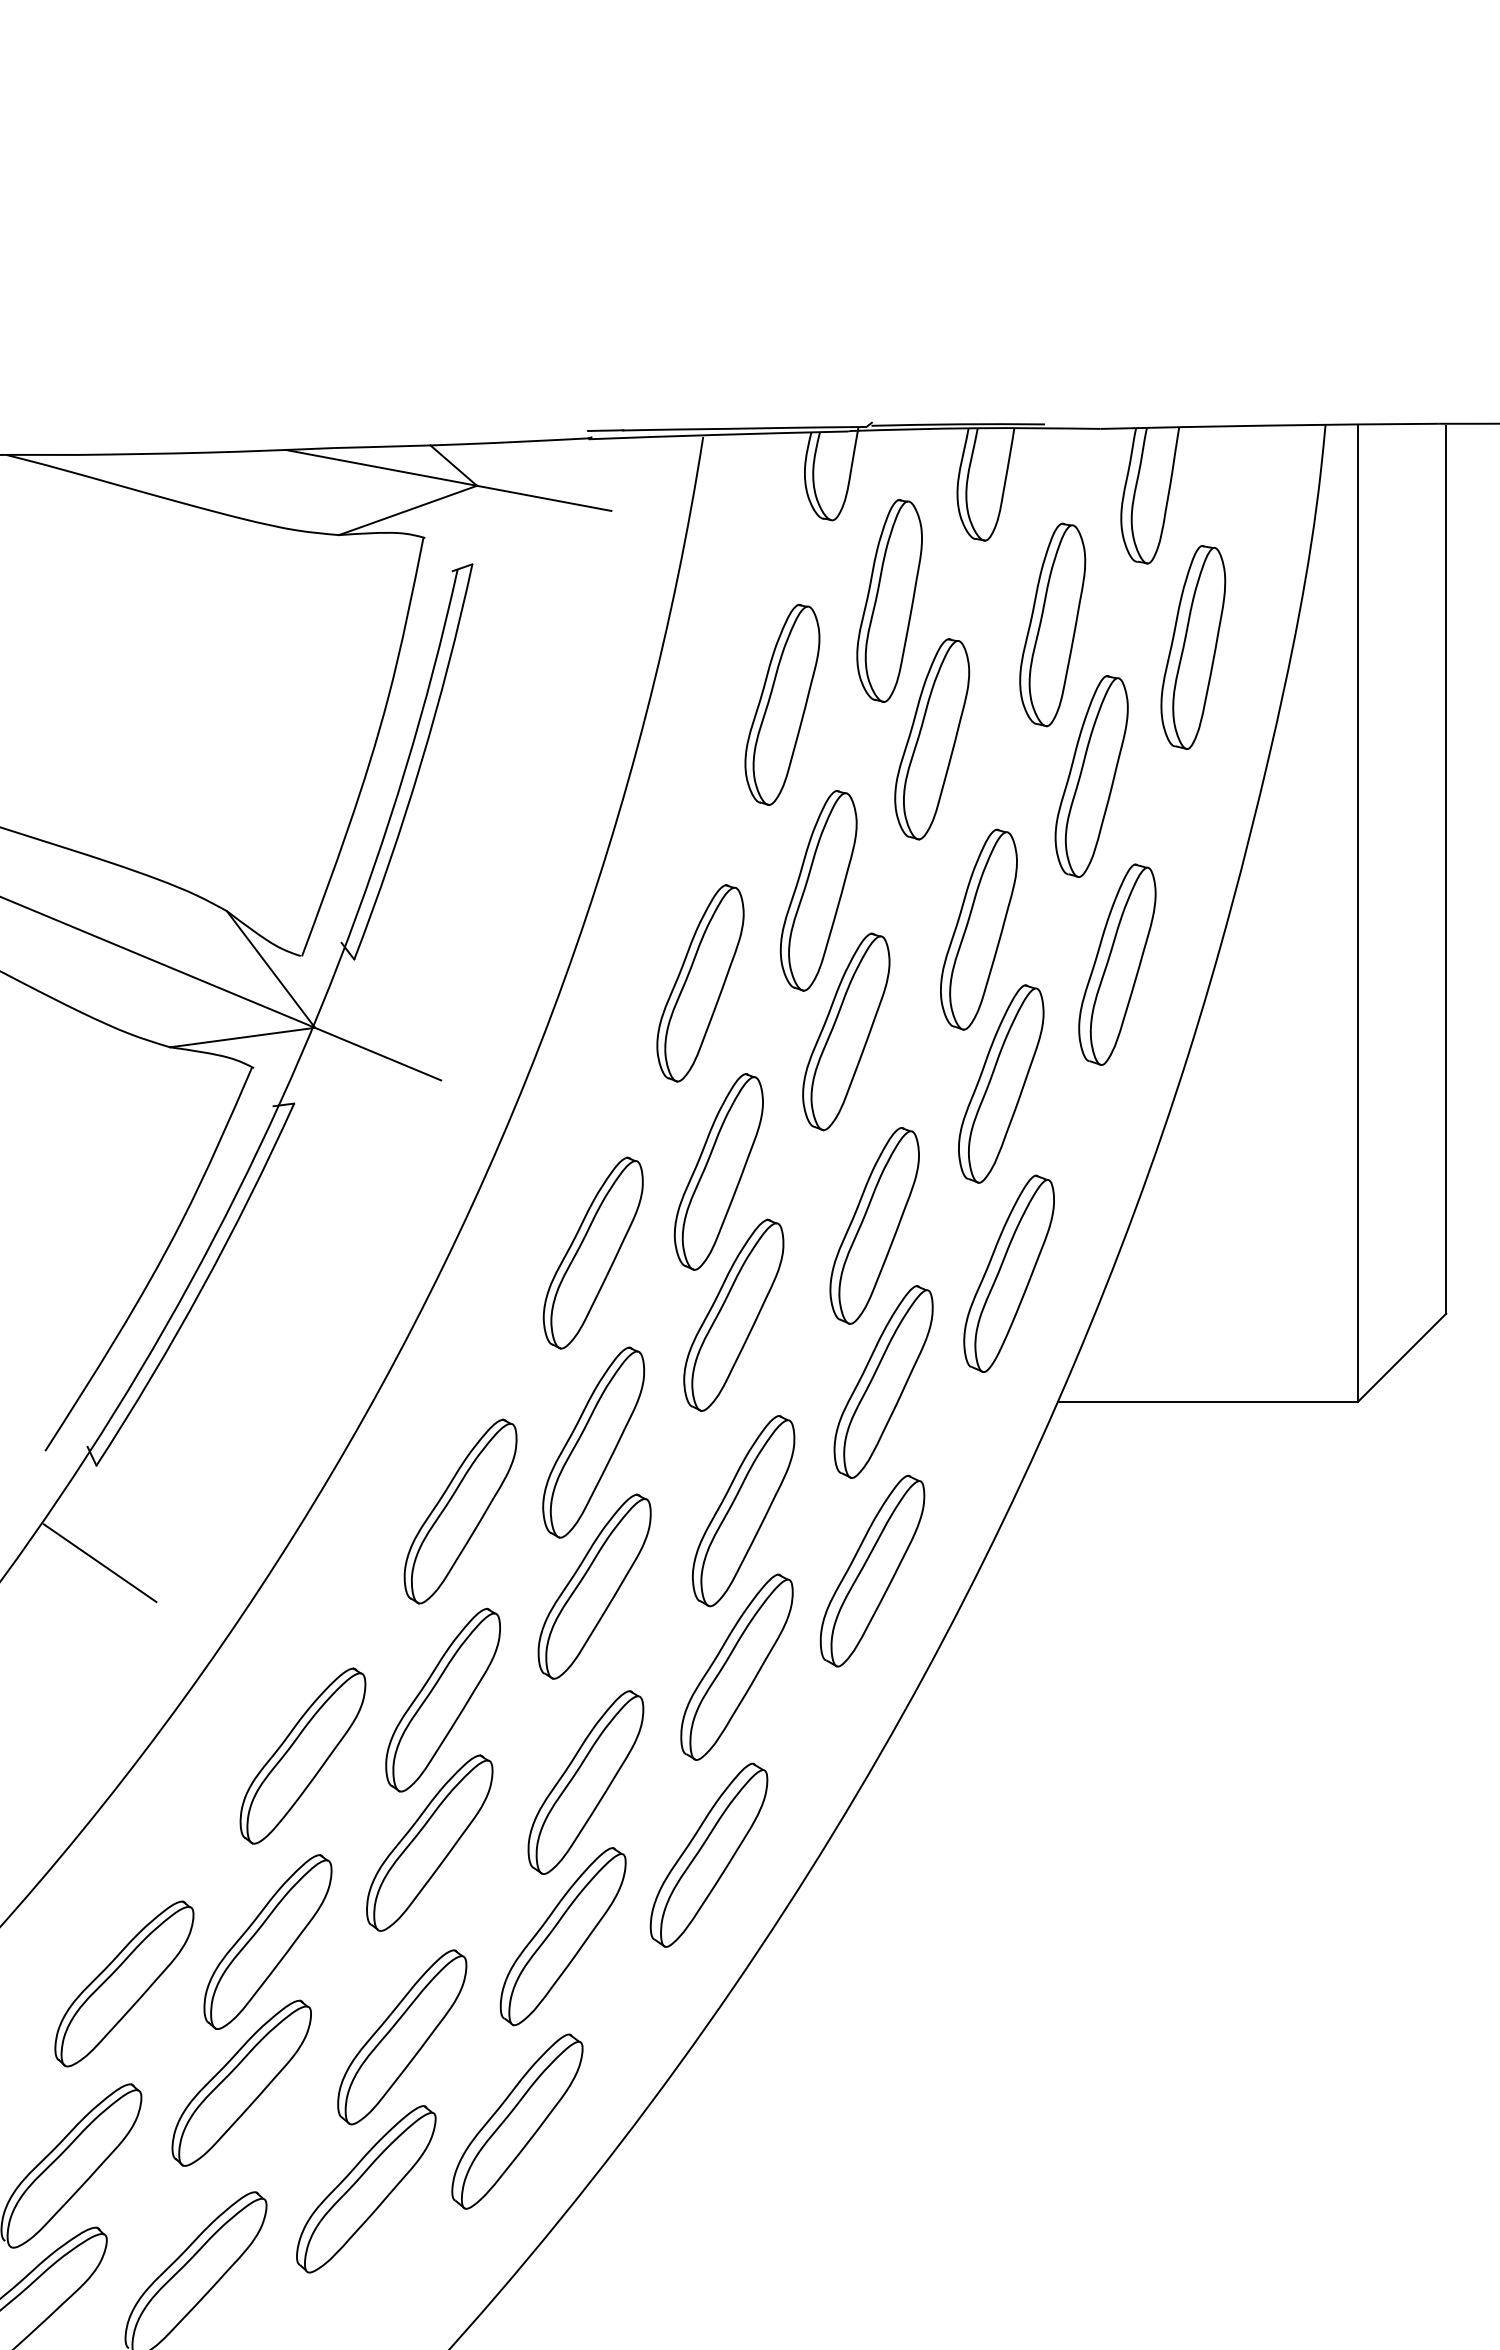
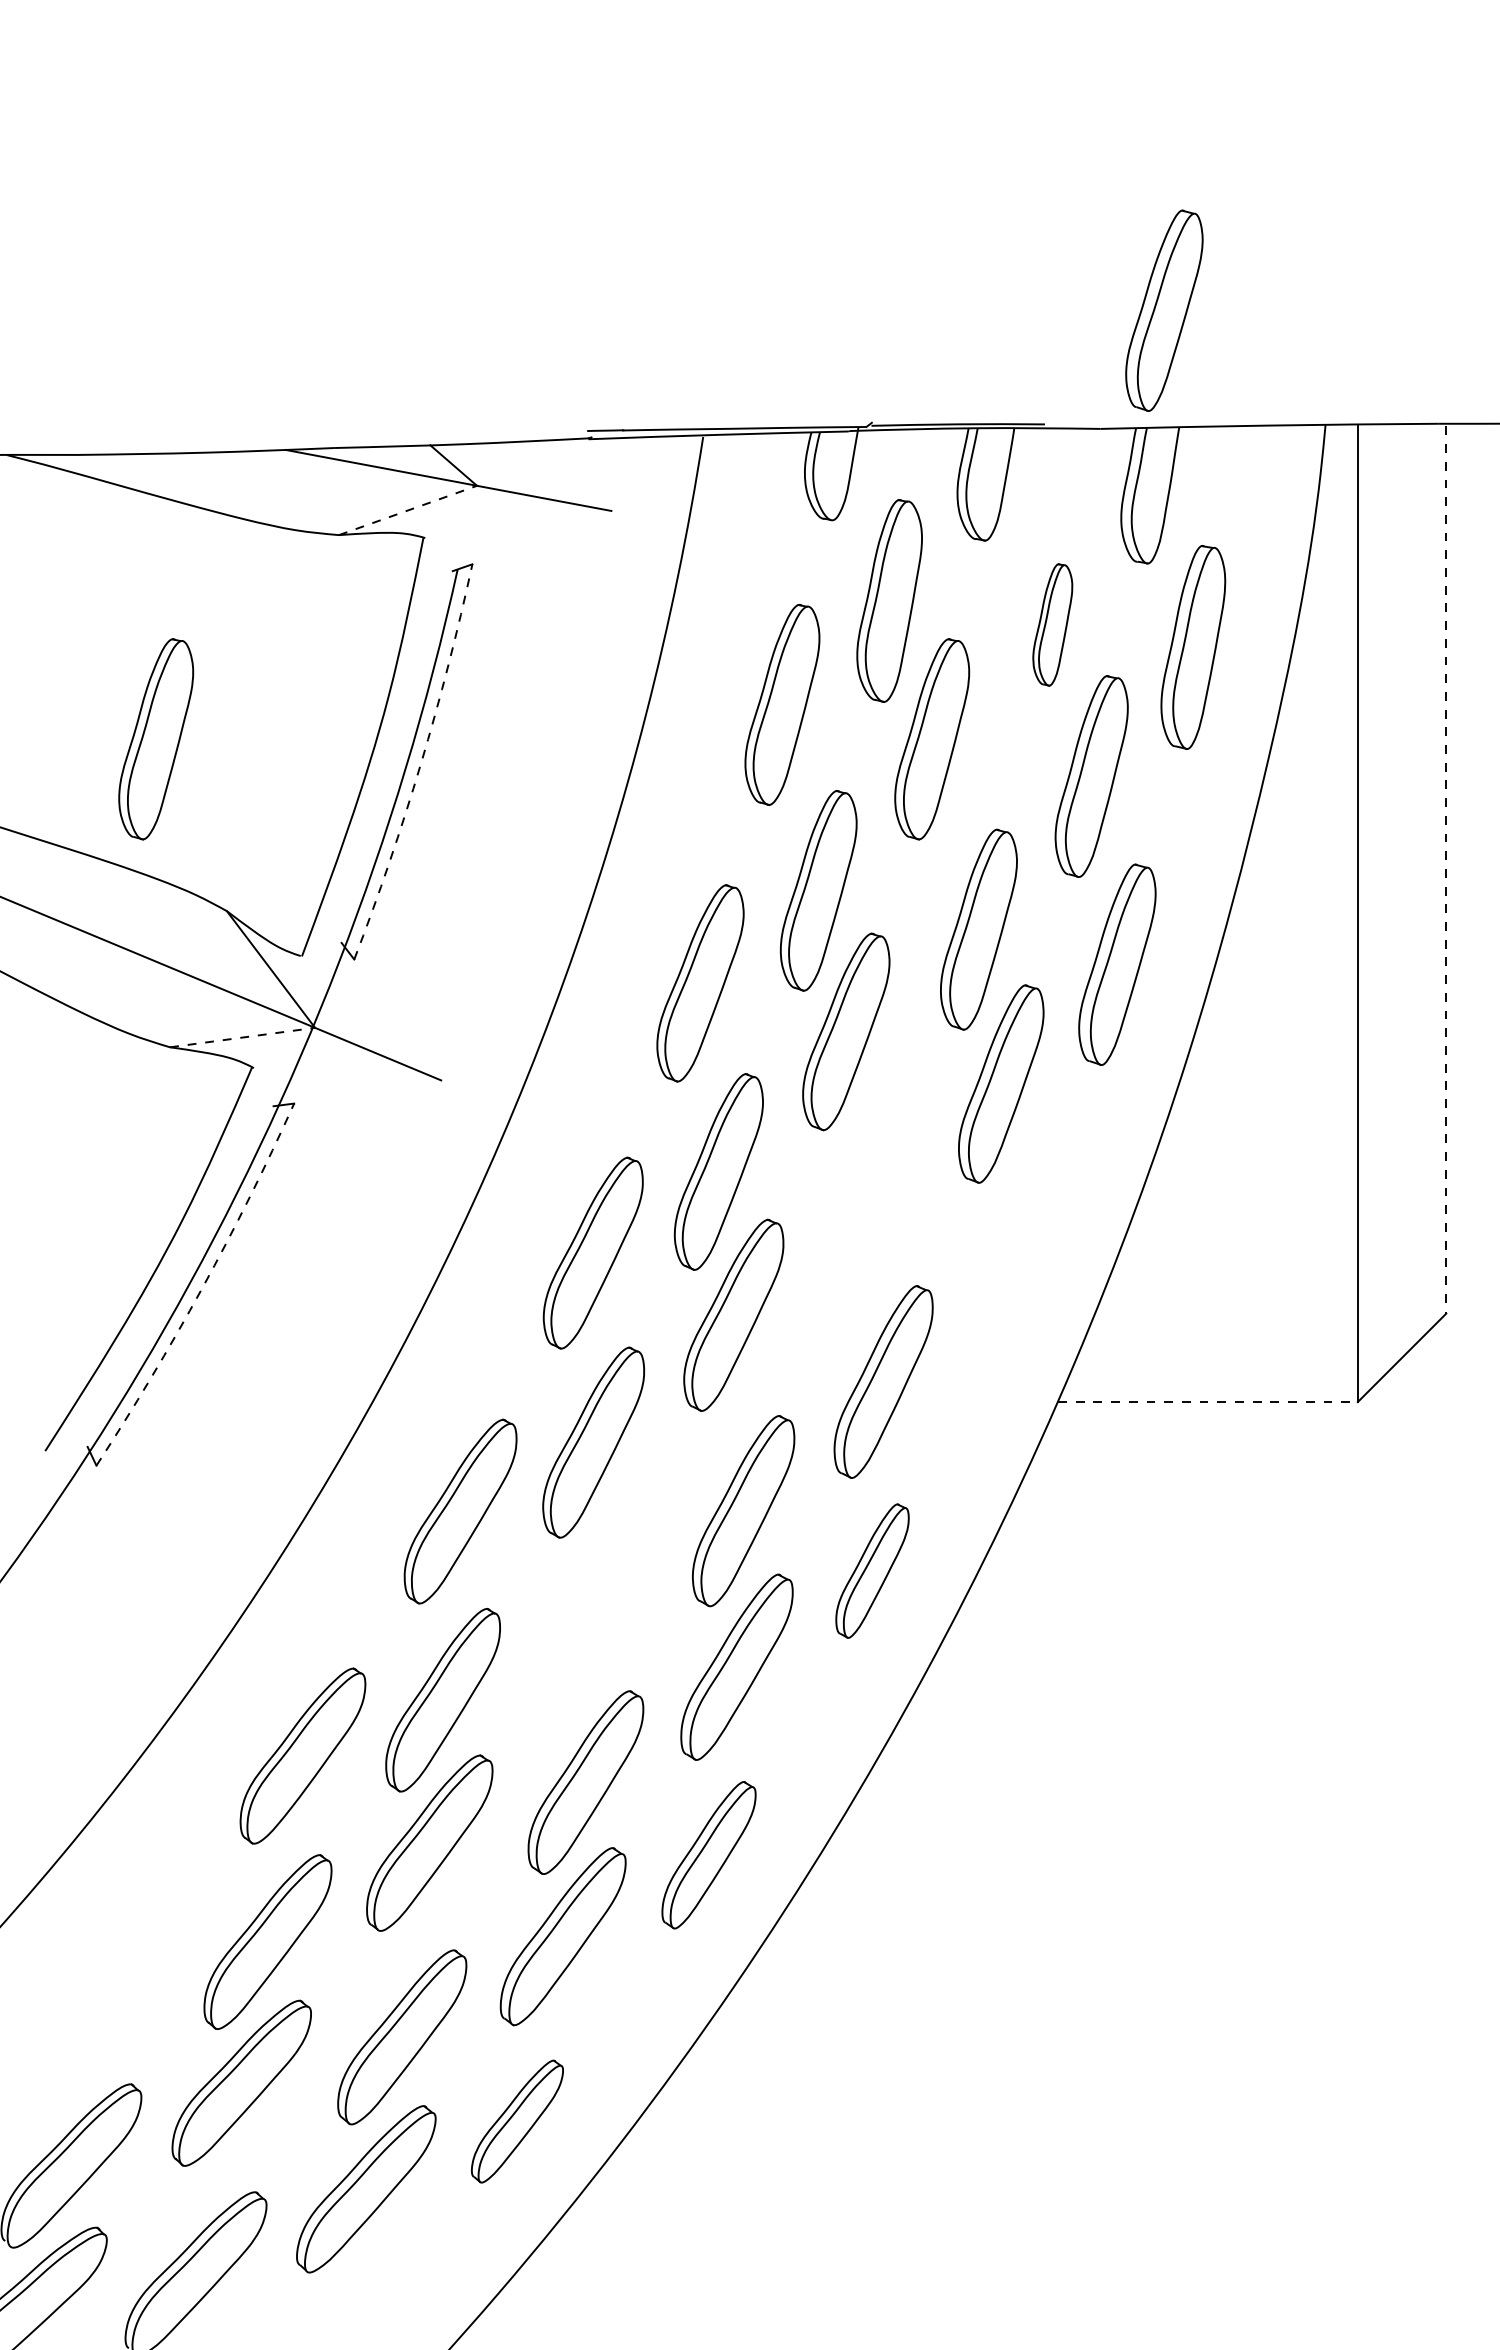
part: none -> present (1164, 310)
line: solid -> dashed (408, 510)
part size: 68x206 px -> 42x124 px (1052, 624)
part: none -> present (156, 739)
arc: solid -> dashed (420, 764)
line: solid -> dashed (1446, 870)
line: solid -> dashed (243, 1037)
part: present -> none (874, 1225)
part: present -> none (1008, 1273)
arc: solid -> dashed (202, 1288)
line: solid -> dashed (1207, 1402)
line: present -> none (99, 1562)
part size: 107x194 px -> 75x136 px (872, 1570)
part: present -> none (594, 1586)
part size: 120x186 px -> 96x149 px (708, 1855)
part: present -> none (124, 1983)
part size: 133x177 px -> 93x125 px (517, 2121)
